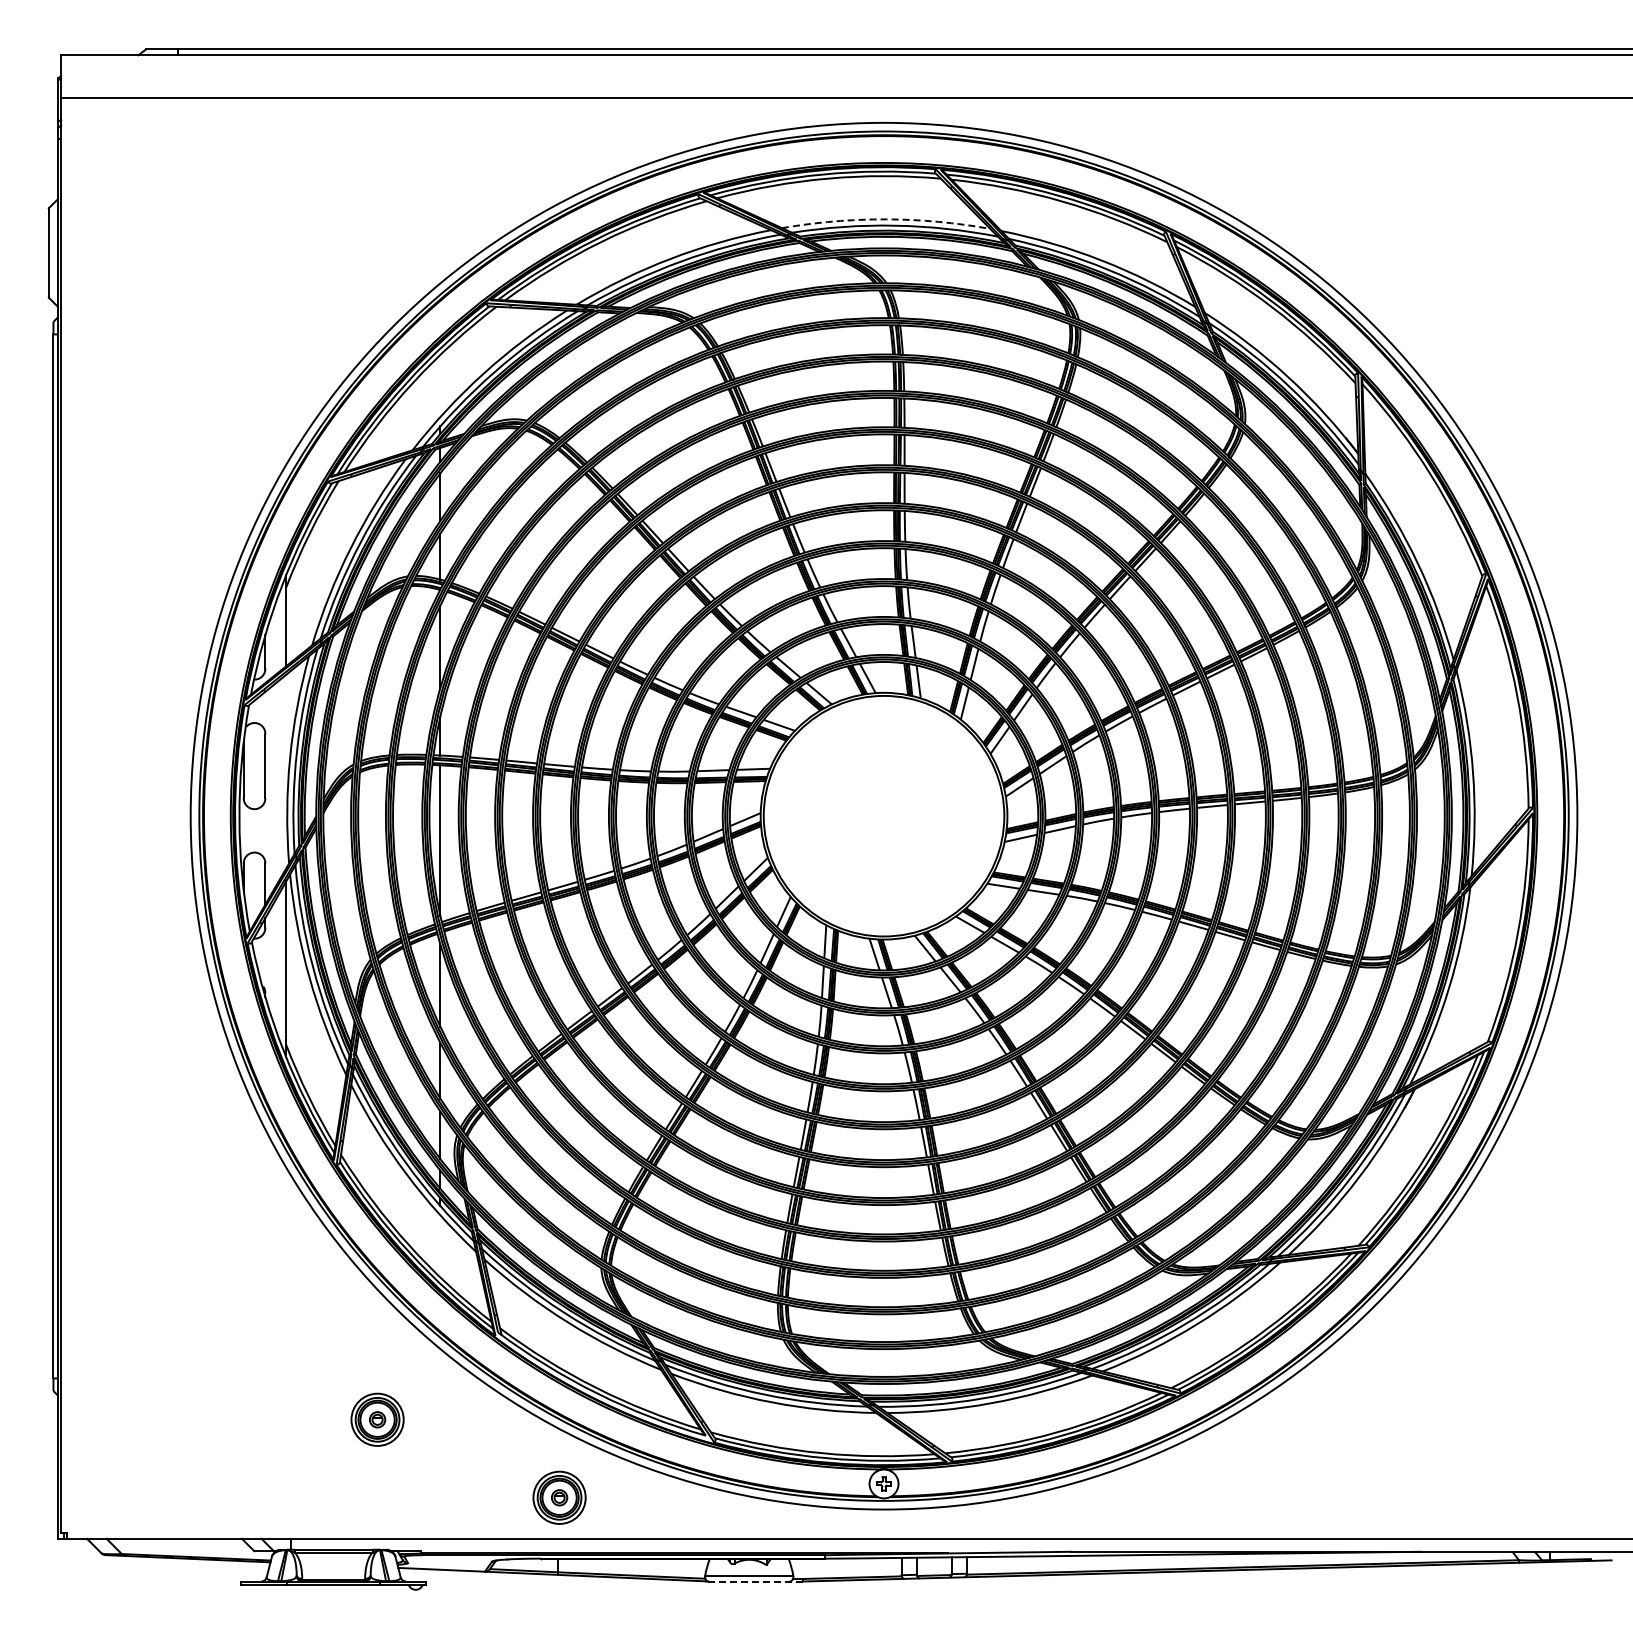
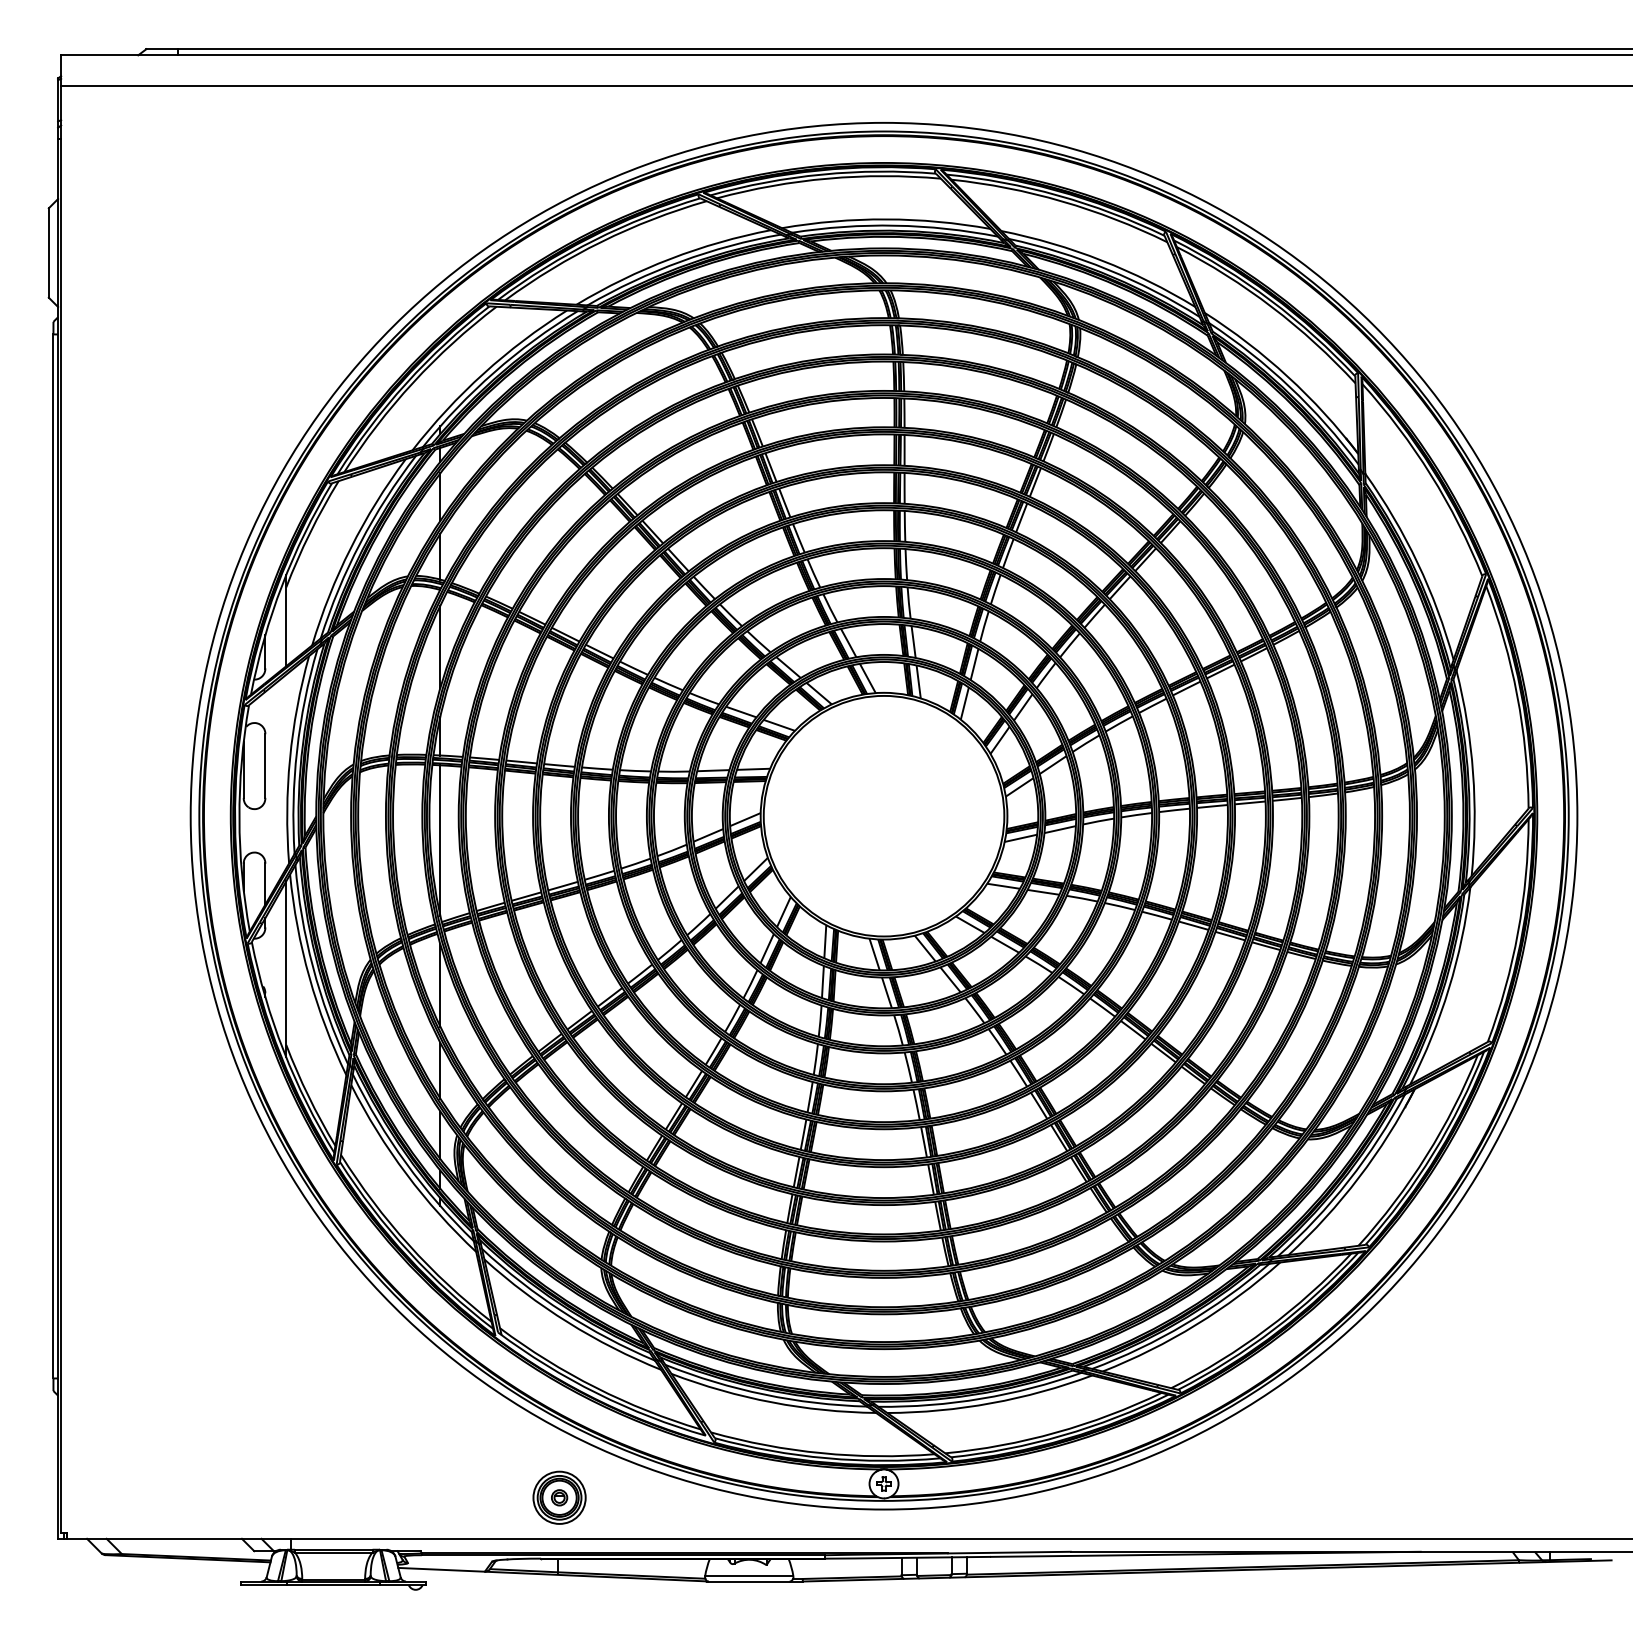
line position: (845, 98) -> (845, 86) (845, 86)
arc: dashed -> solid (886, 219)
part: present -> none (377, 1419)
line: dashed -> solid (754, 1581)
